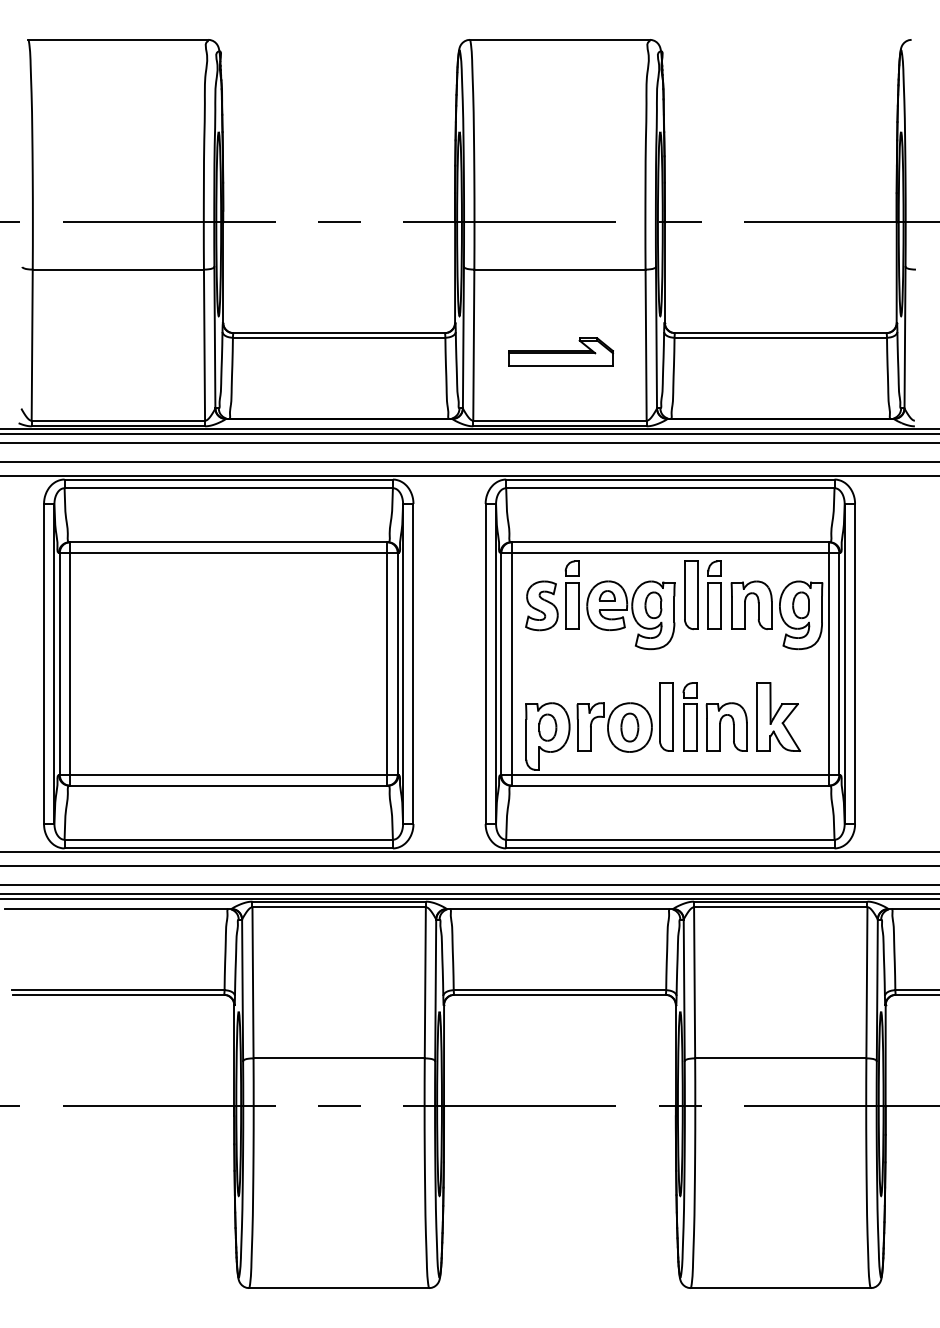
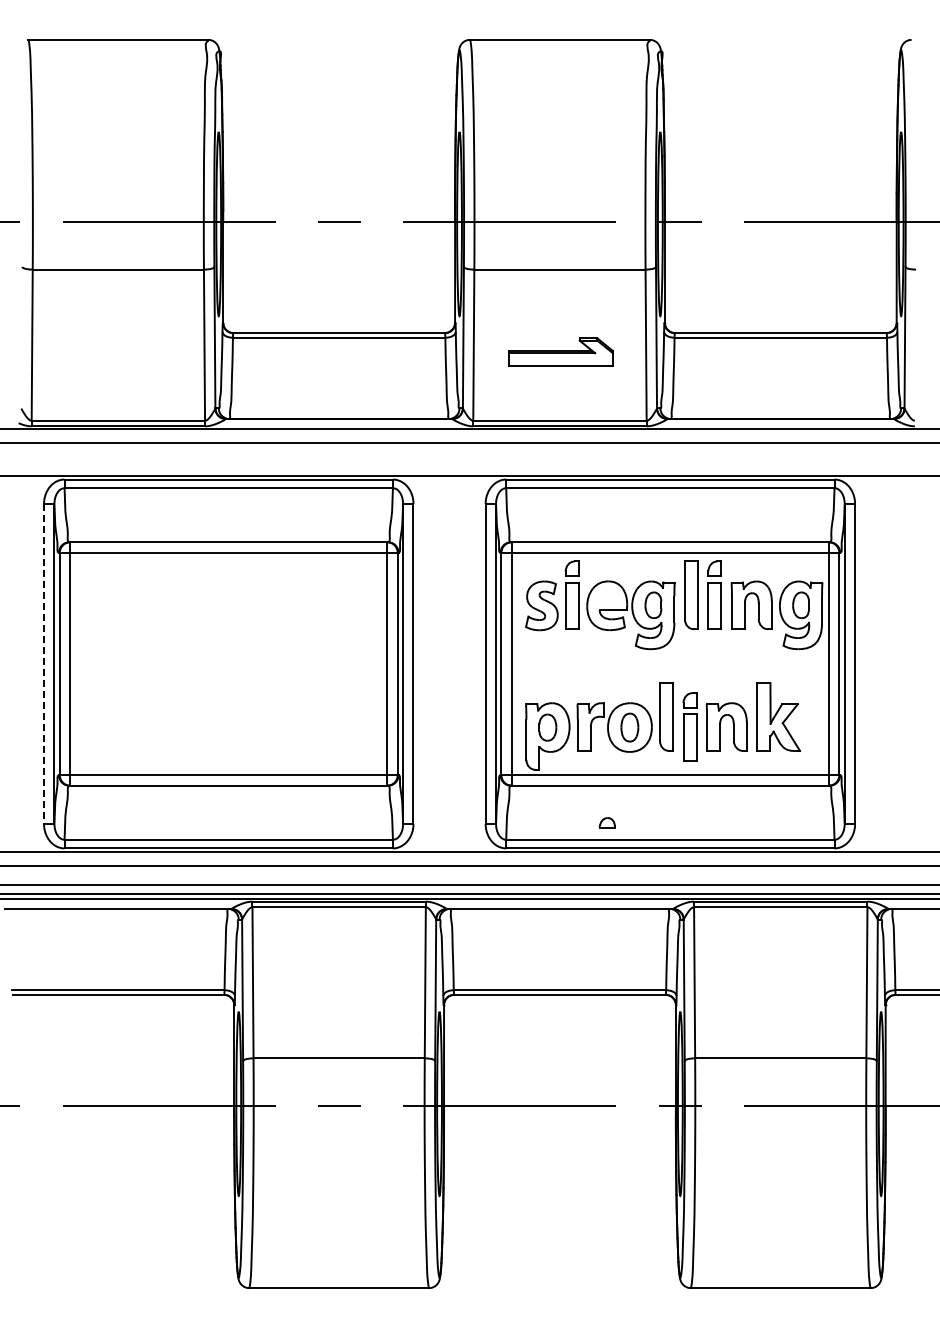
line: present -> none (469, 433)
line: present -> none (469, 461)
part position: (606, 595) -> (606, 822) (606, 822)
line: solid -> dashed (44, 664)
part position: (689, 716) -> (689, 726) (689, 726)
